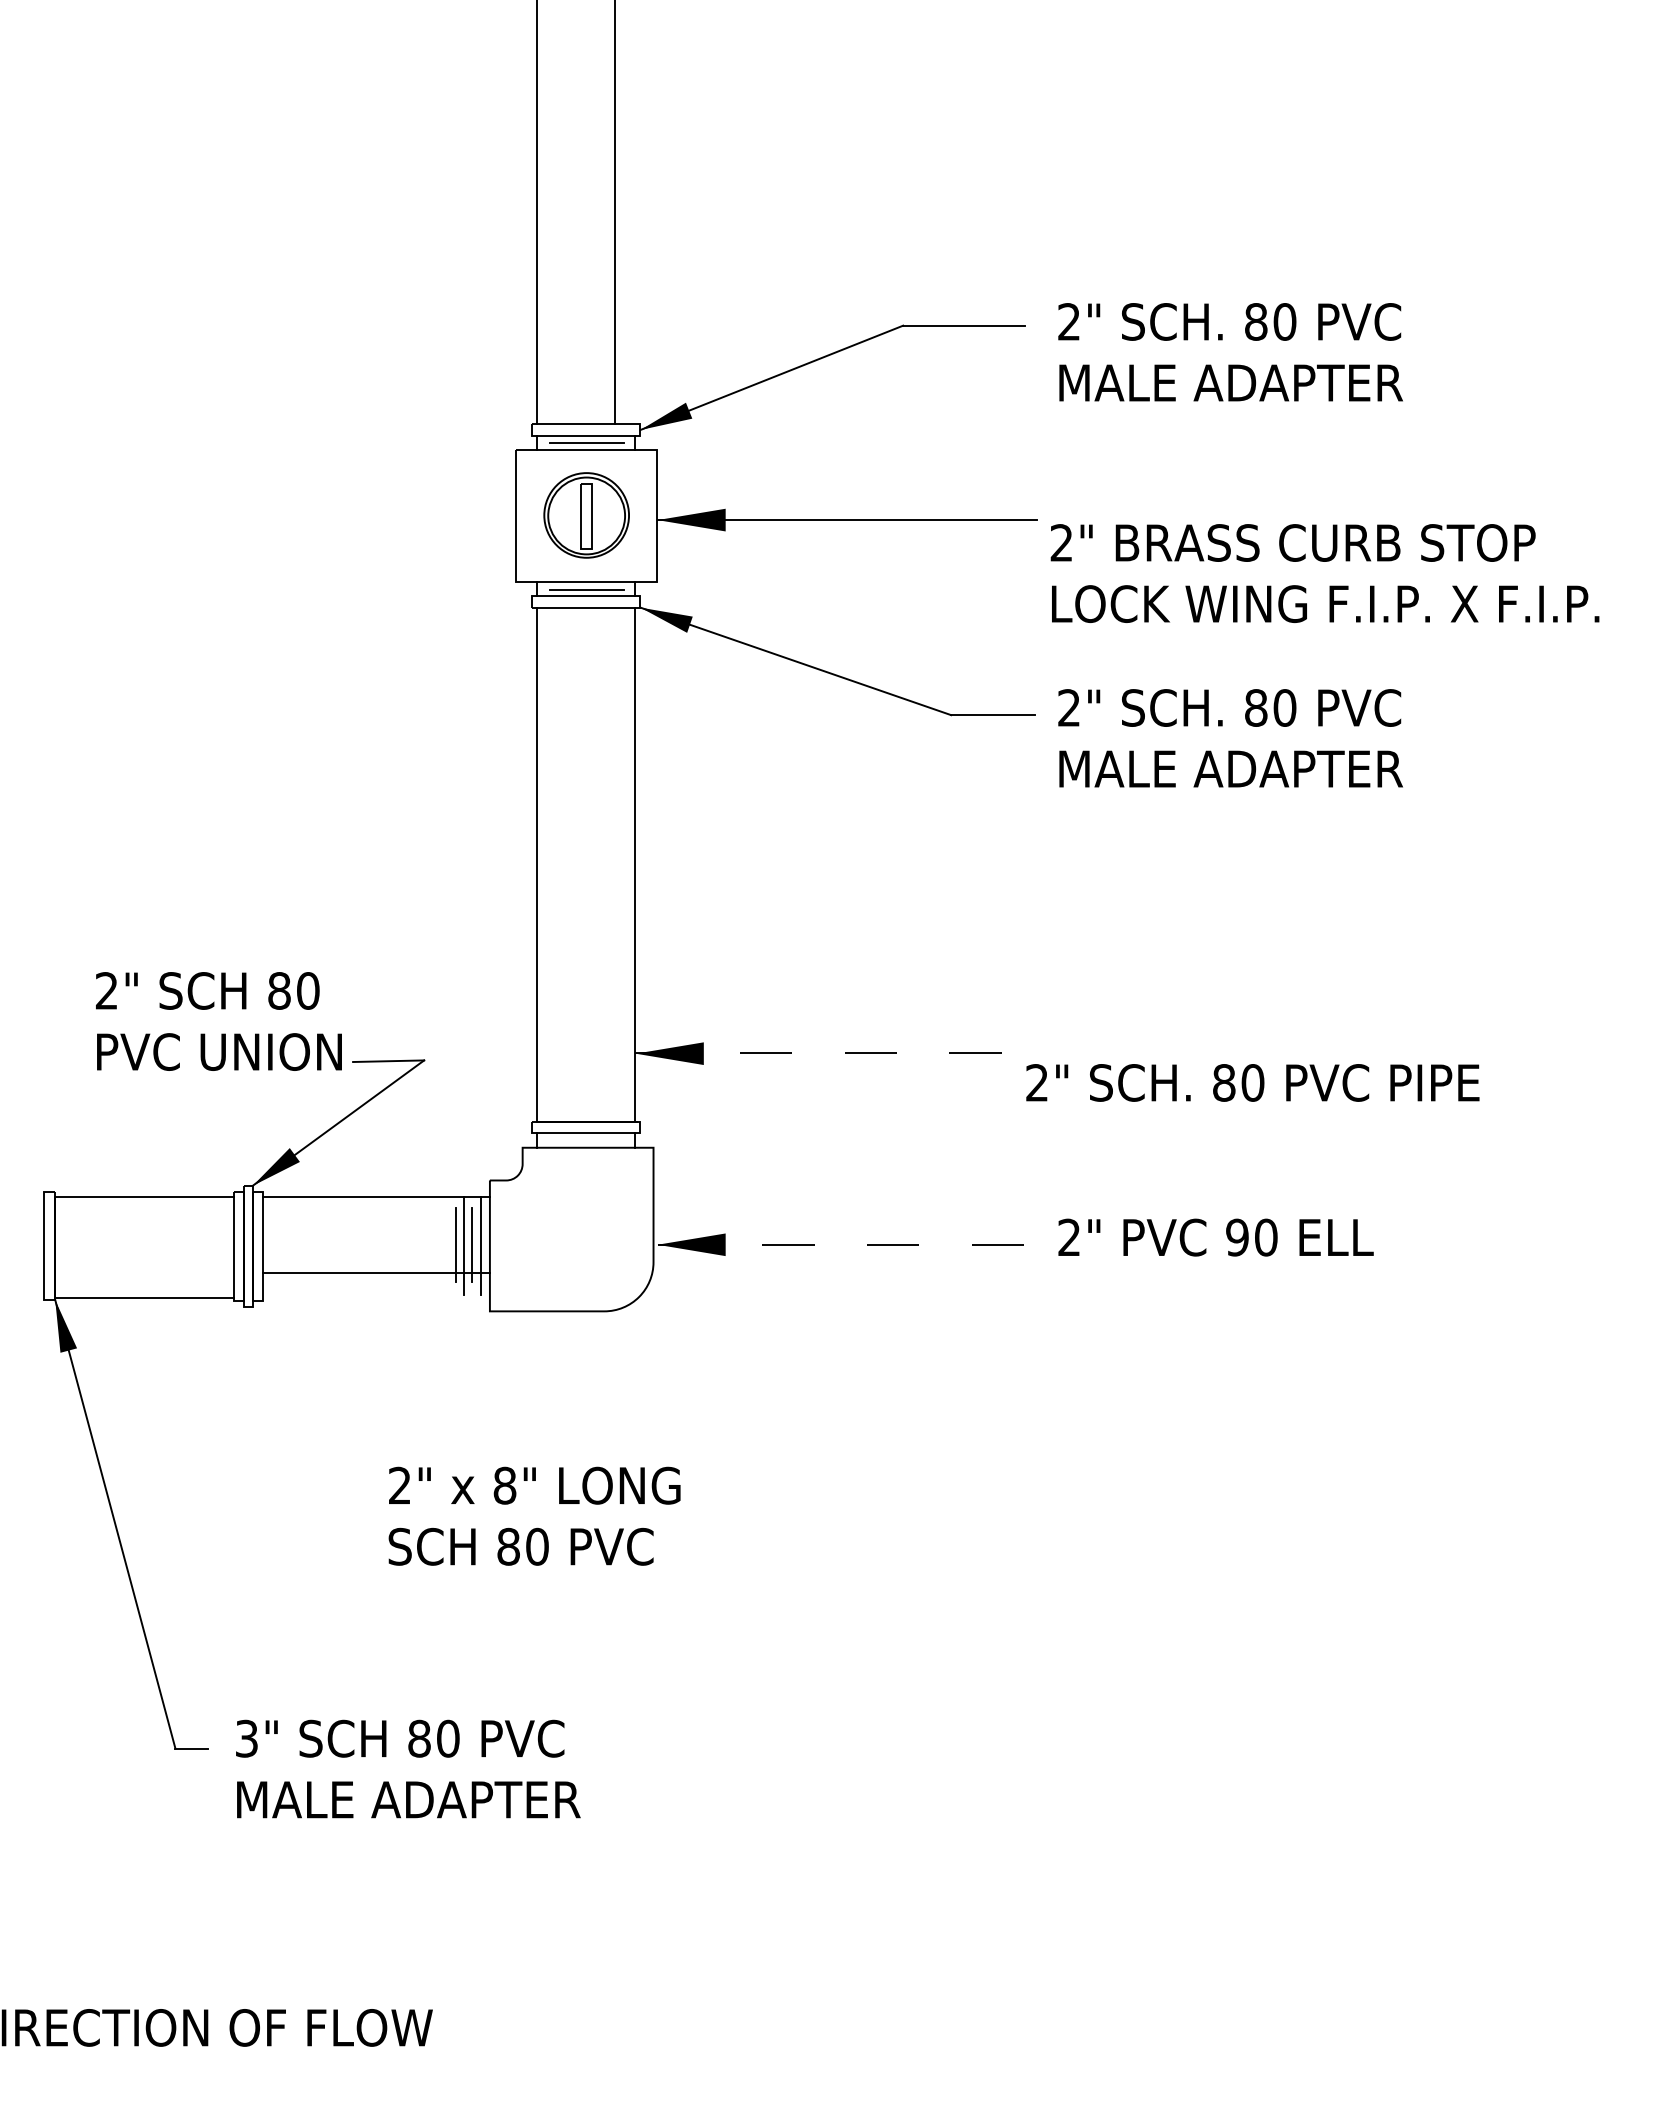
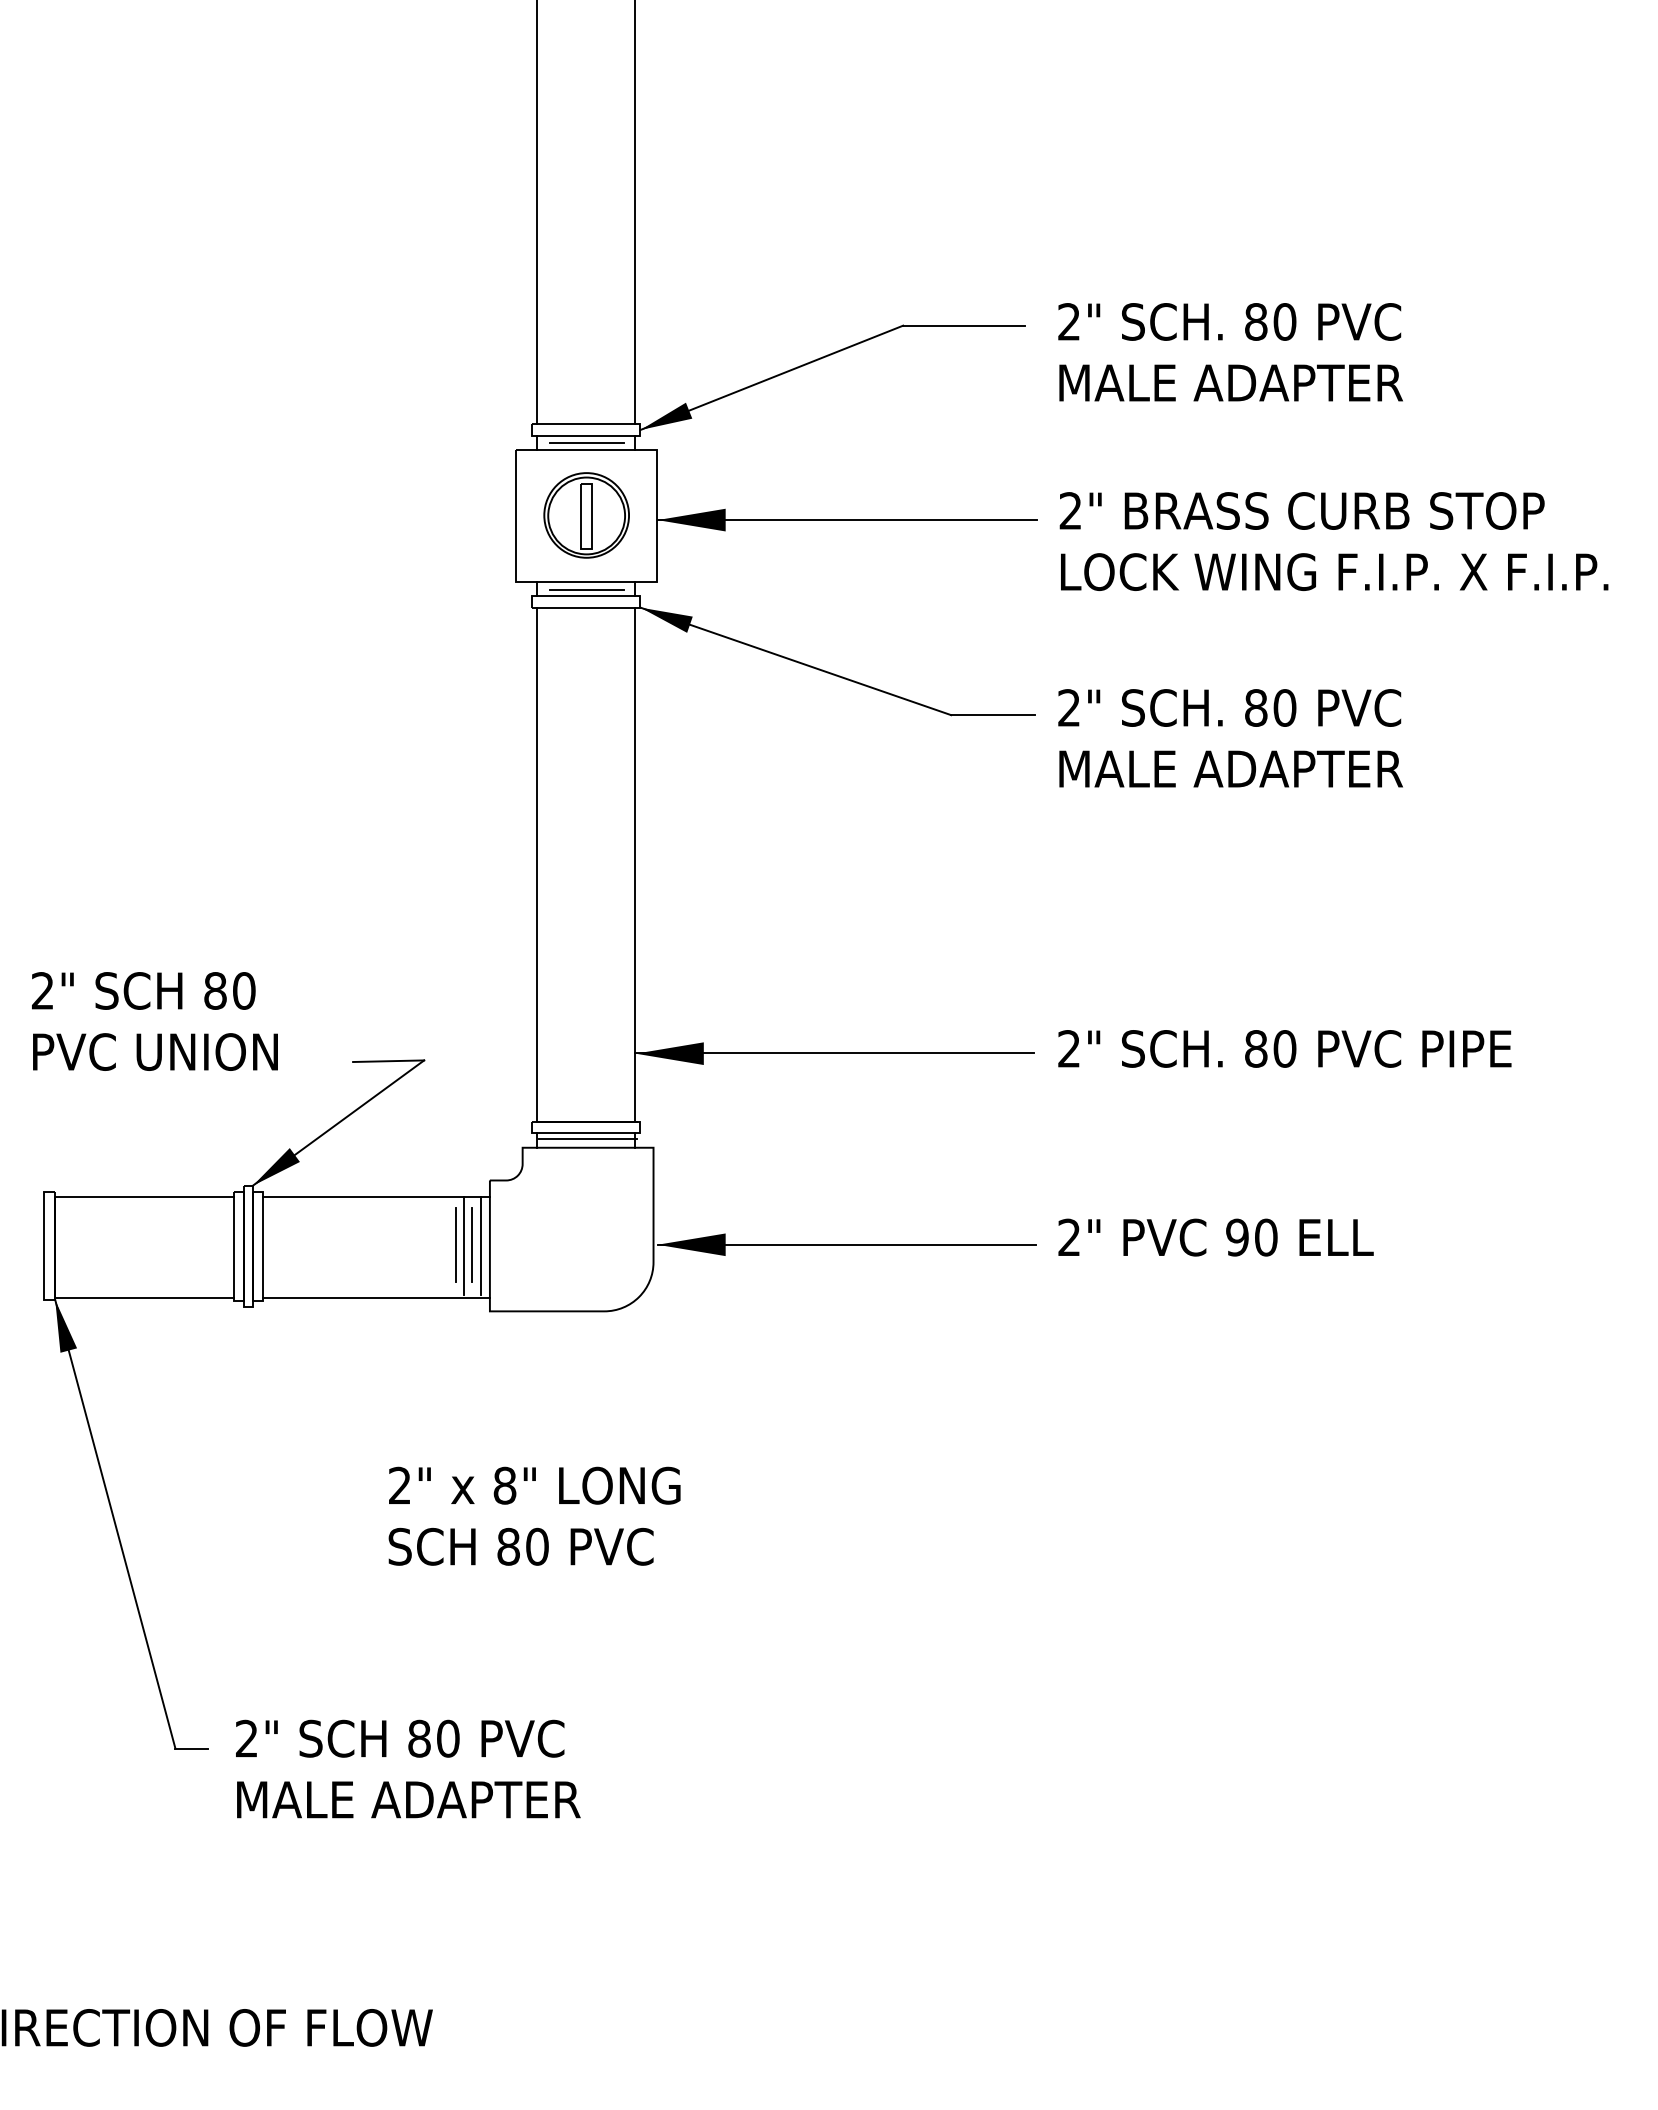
line position: (615, 213) -> (635, 213) (635, 213)
text position: (1324, 573) -> (1333, 541) (1333, 541)
text position: (218, 1021) -> (154, 1021) (154, 1021)
line: dashed -> solid (834, 1053)
text position: (1252, 1082) -> (1284, 1048) (1284, 1048)
line: none -> present (588, 1138)
line: dashed -> solid (847, 1244)
line position: (376, 1273) -> (376, 1298) (376, 1298)
text: 3" -> 2" (246, 1738)
